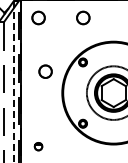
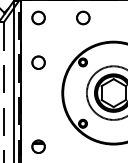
circle position: (45, 71) -> (38, 62) (38, 62)
line: dashed -> solid (13, 82)
part size: 11x10 px -> 15x15 px (38, 146)
